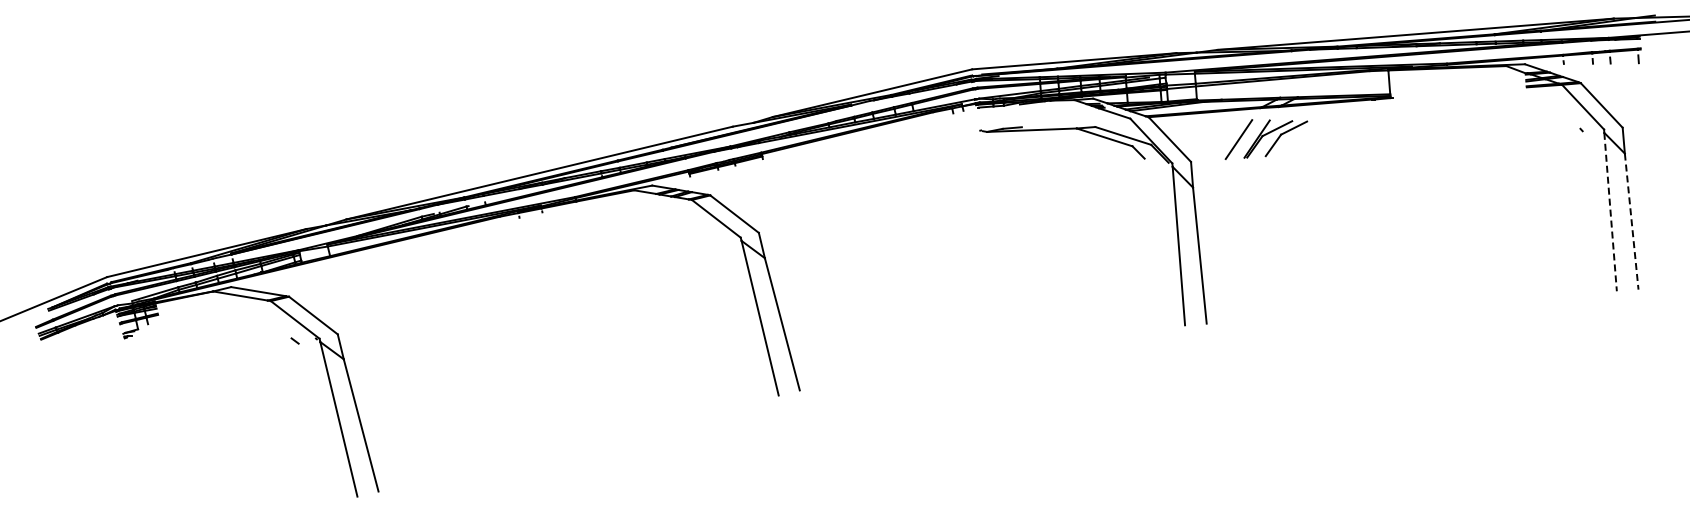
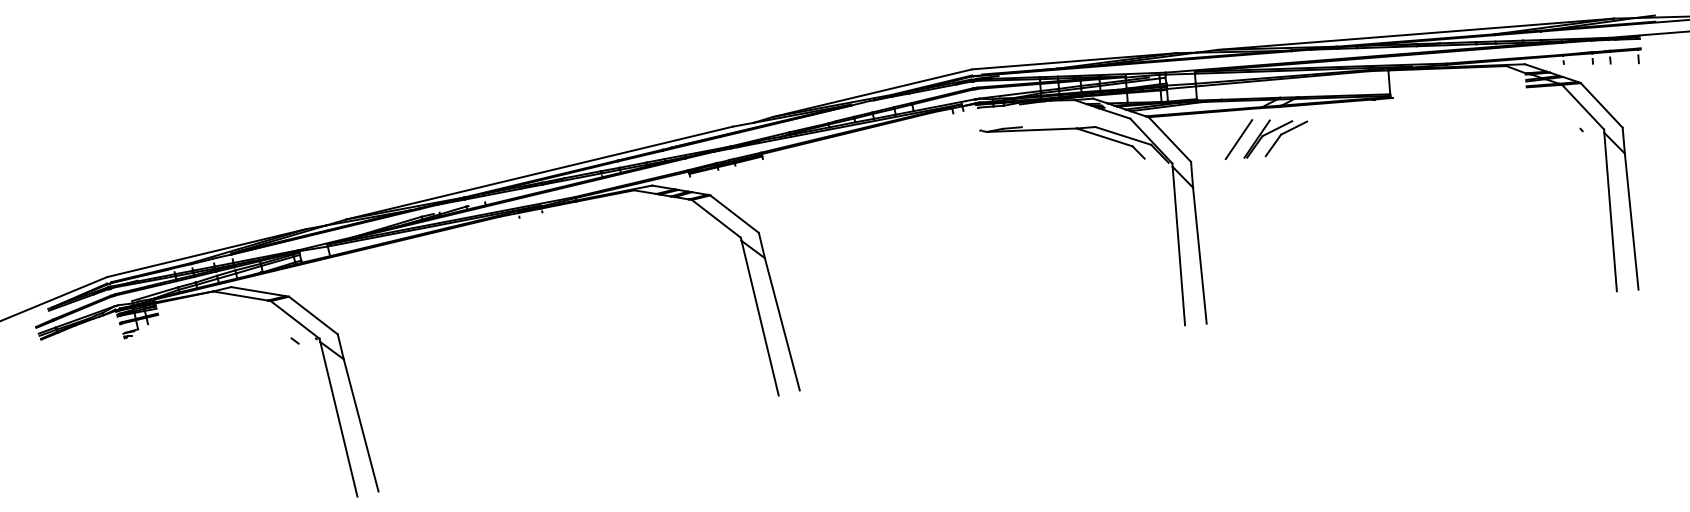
line: dashed -> solid (1610, 212)
line: dashed -> solid (1631, 222)
